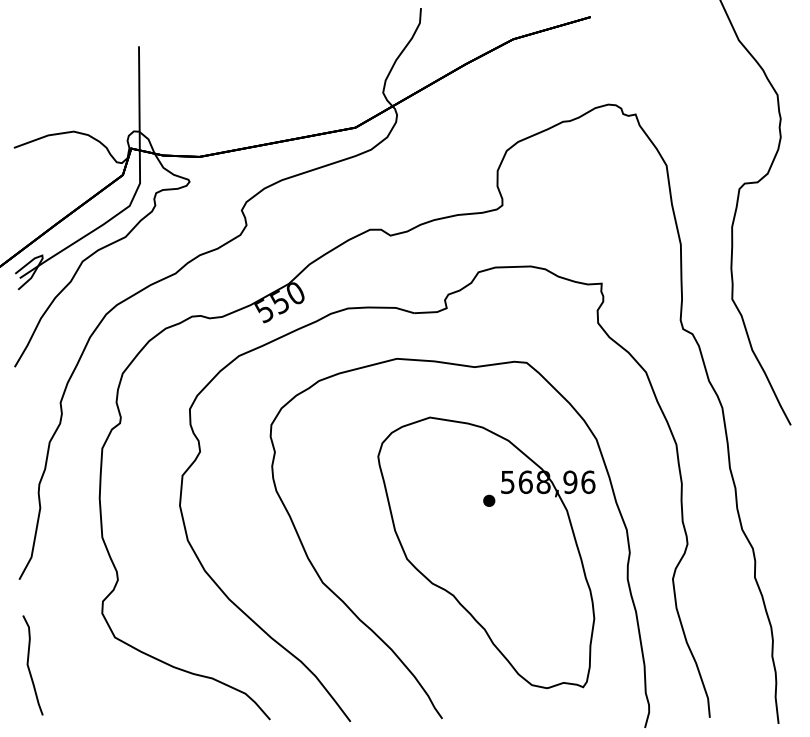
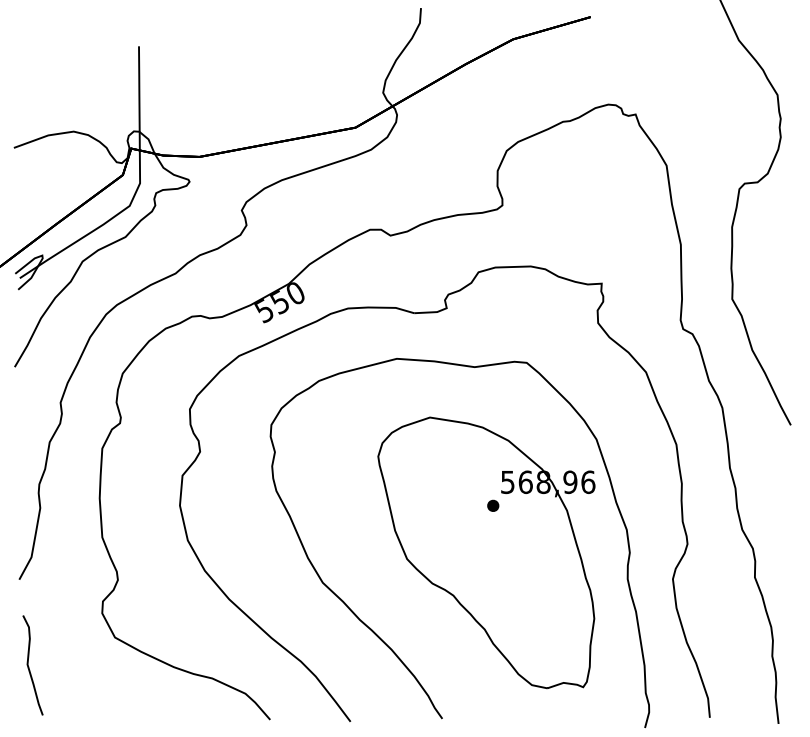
part position: (489, 500) -> (493, 505) (493, 505)
